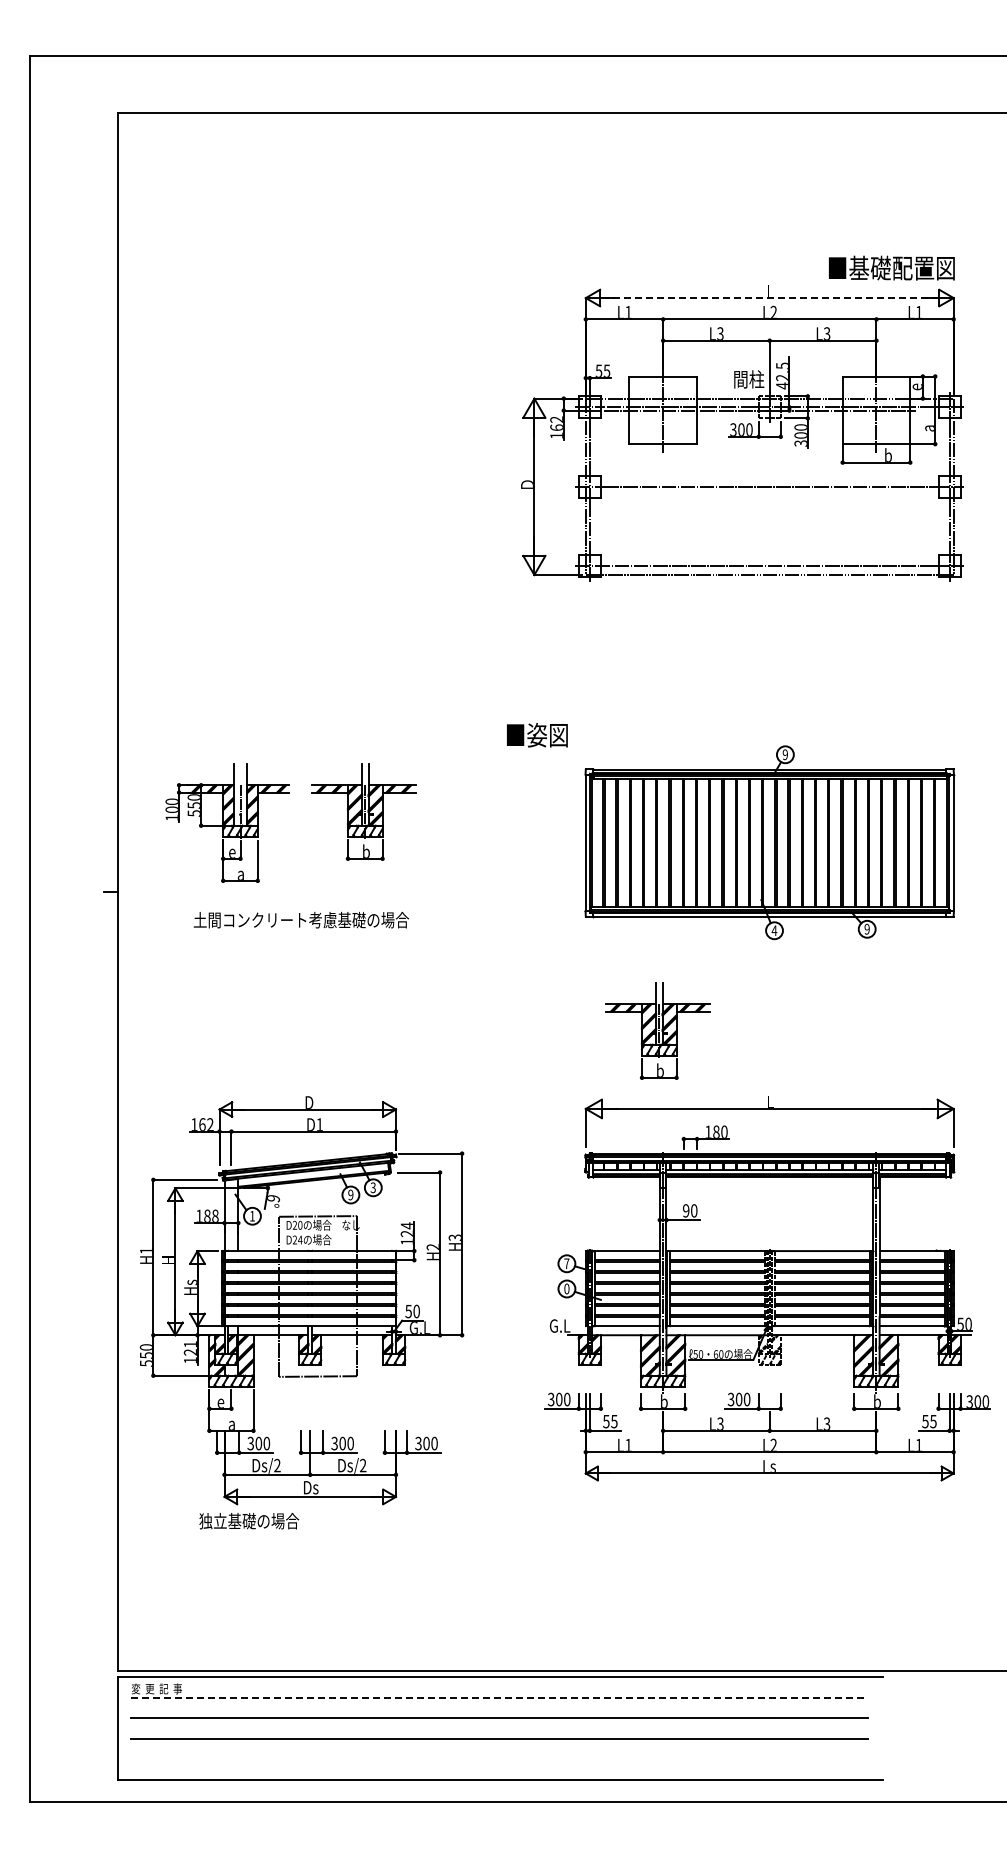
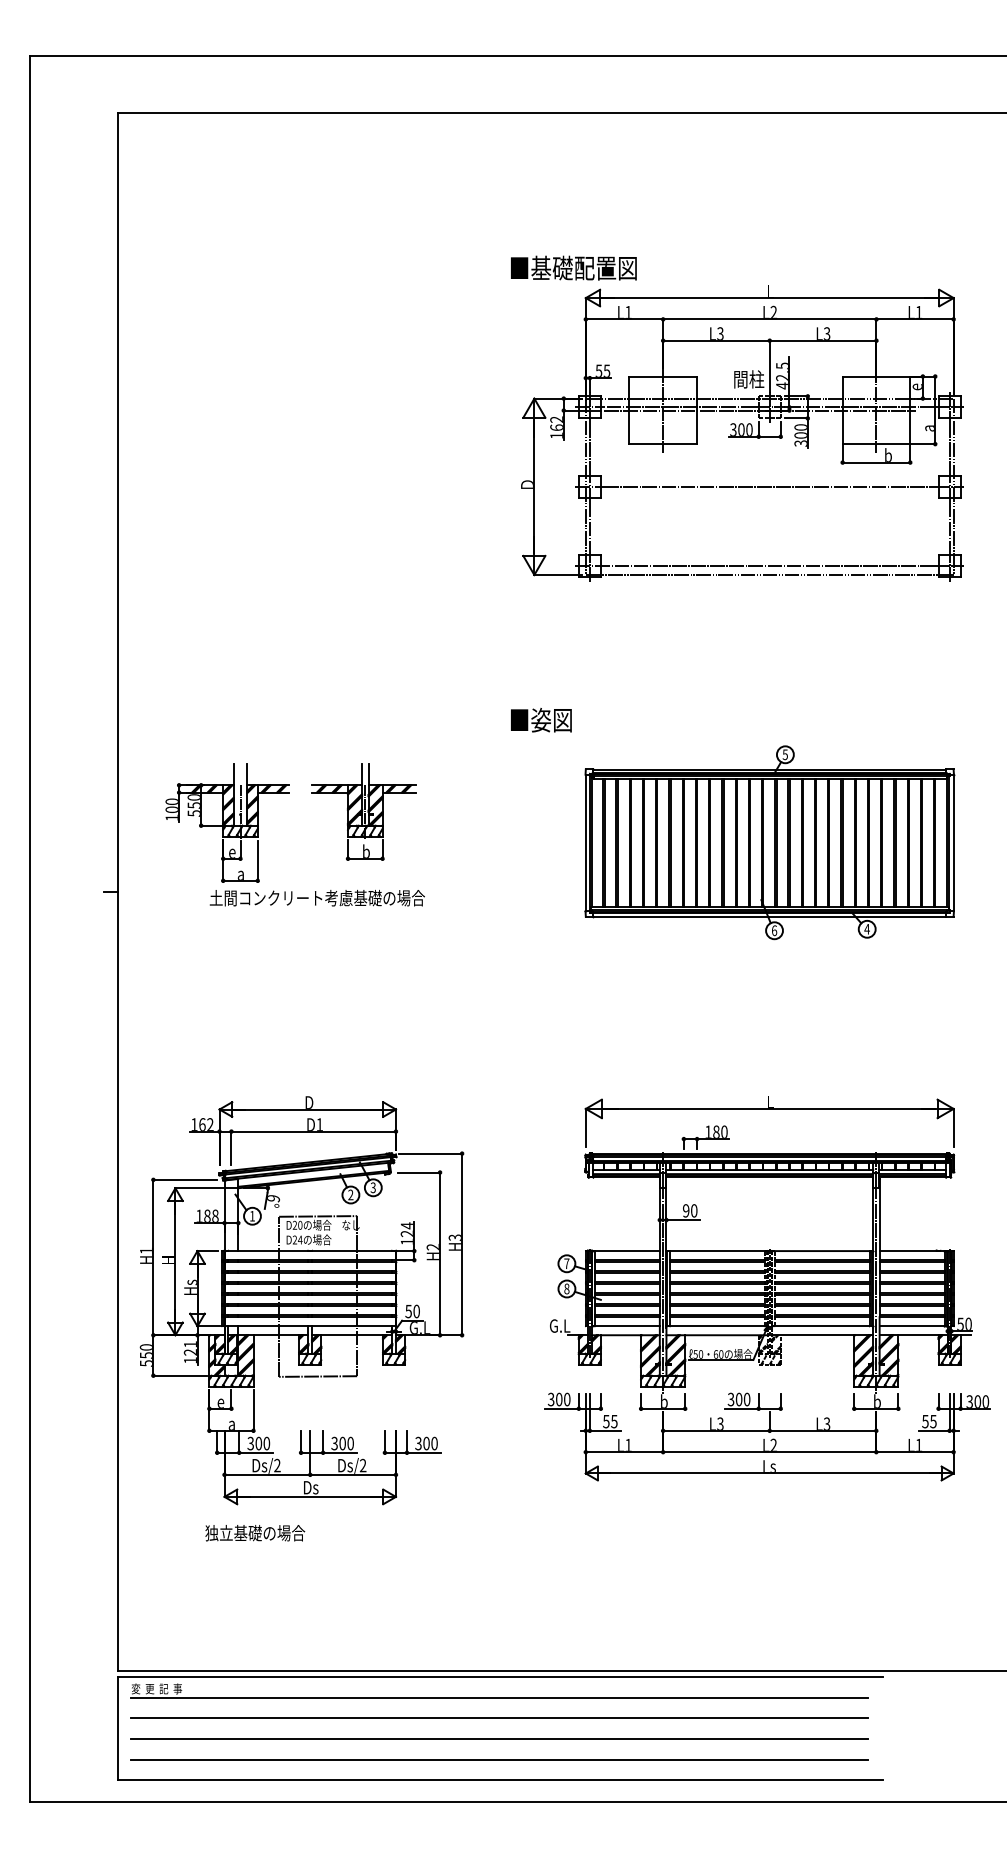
text position: (891, 267) -> (573, 267) (573, 267)
line: dashed -> solid (770, 298)
text position: (537, 735) -> (541, 720) (541, 720)
text: 9 -> 5 (784, 754)
text position: (300, 919) -> (316, 897) (316, 897)
text: 9 -> 4 (866, 928)
text: 4 -> 6 (774, 930)
part: present -> none (657, 1030)
text: 9 -> 2 (350, 1195)
text: 0 -> 8 (566, 1288)
text position: (249, 1521) -> (255, 1533) (255, 1533)
line: dashed -> solid (499, 1697)
line: none -> present (499, 1759)
